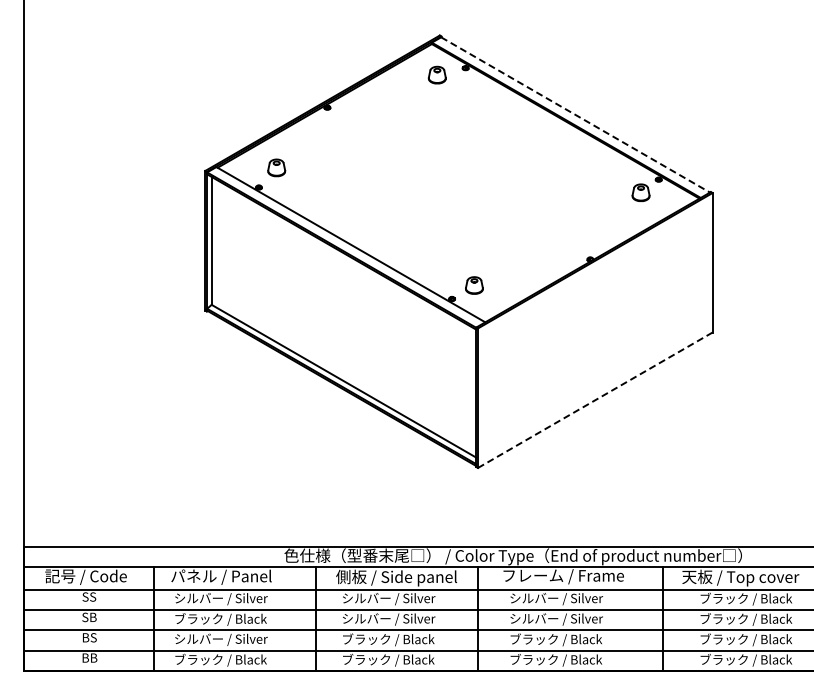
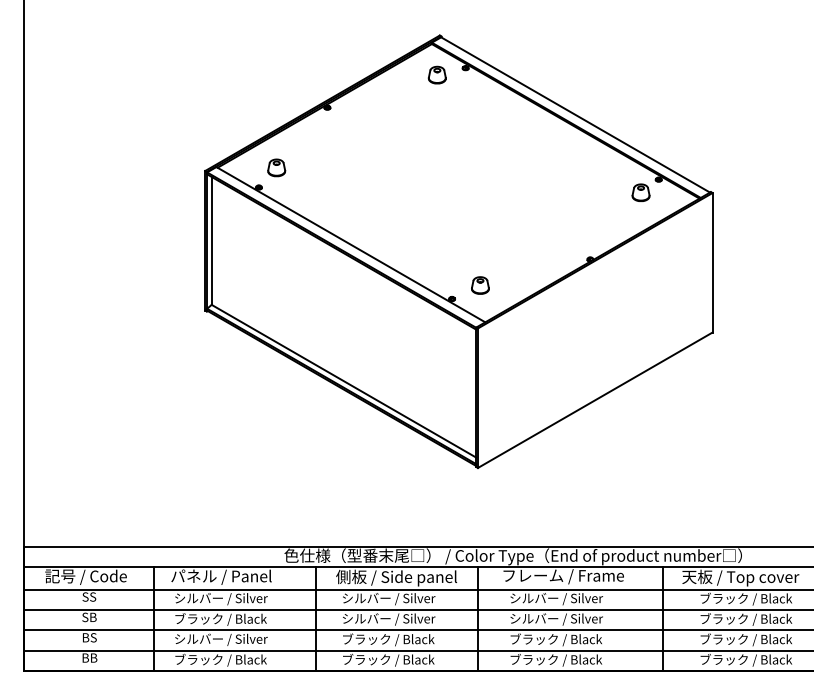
line: dashed -> solid (576, 115)
part position: (474, 285) -> (480, 285) (480, 285)
line: dashed -> solid (595, 400)
